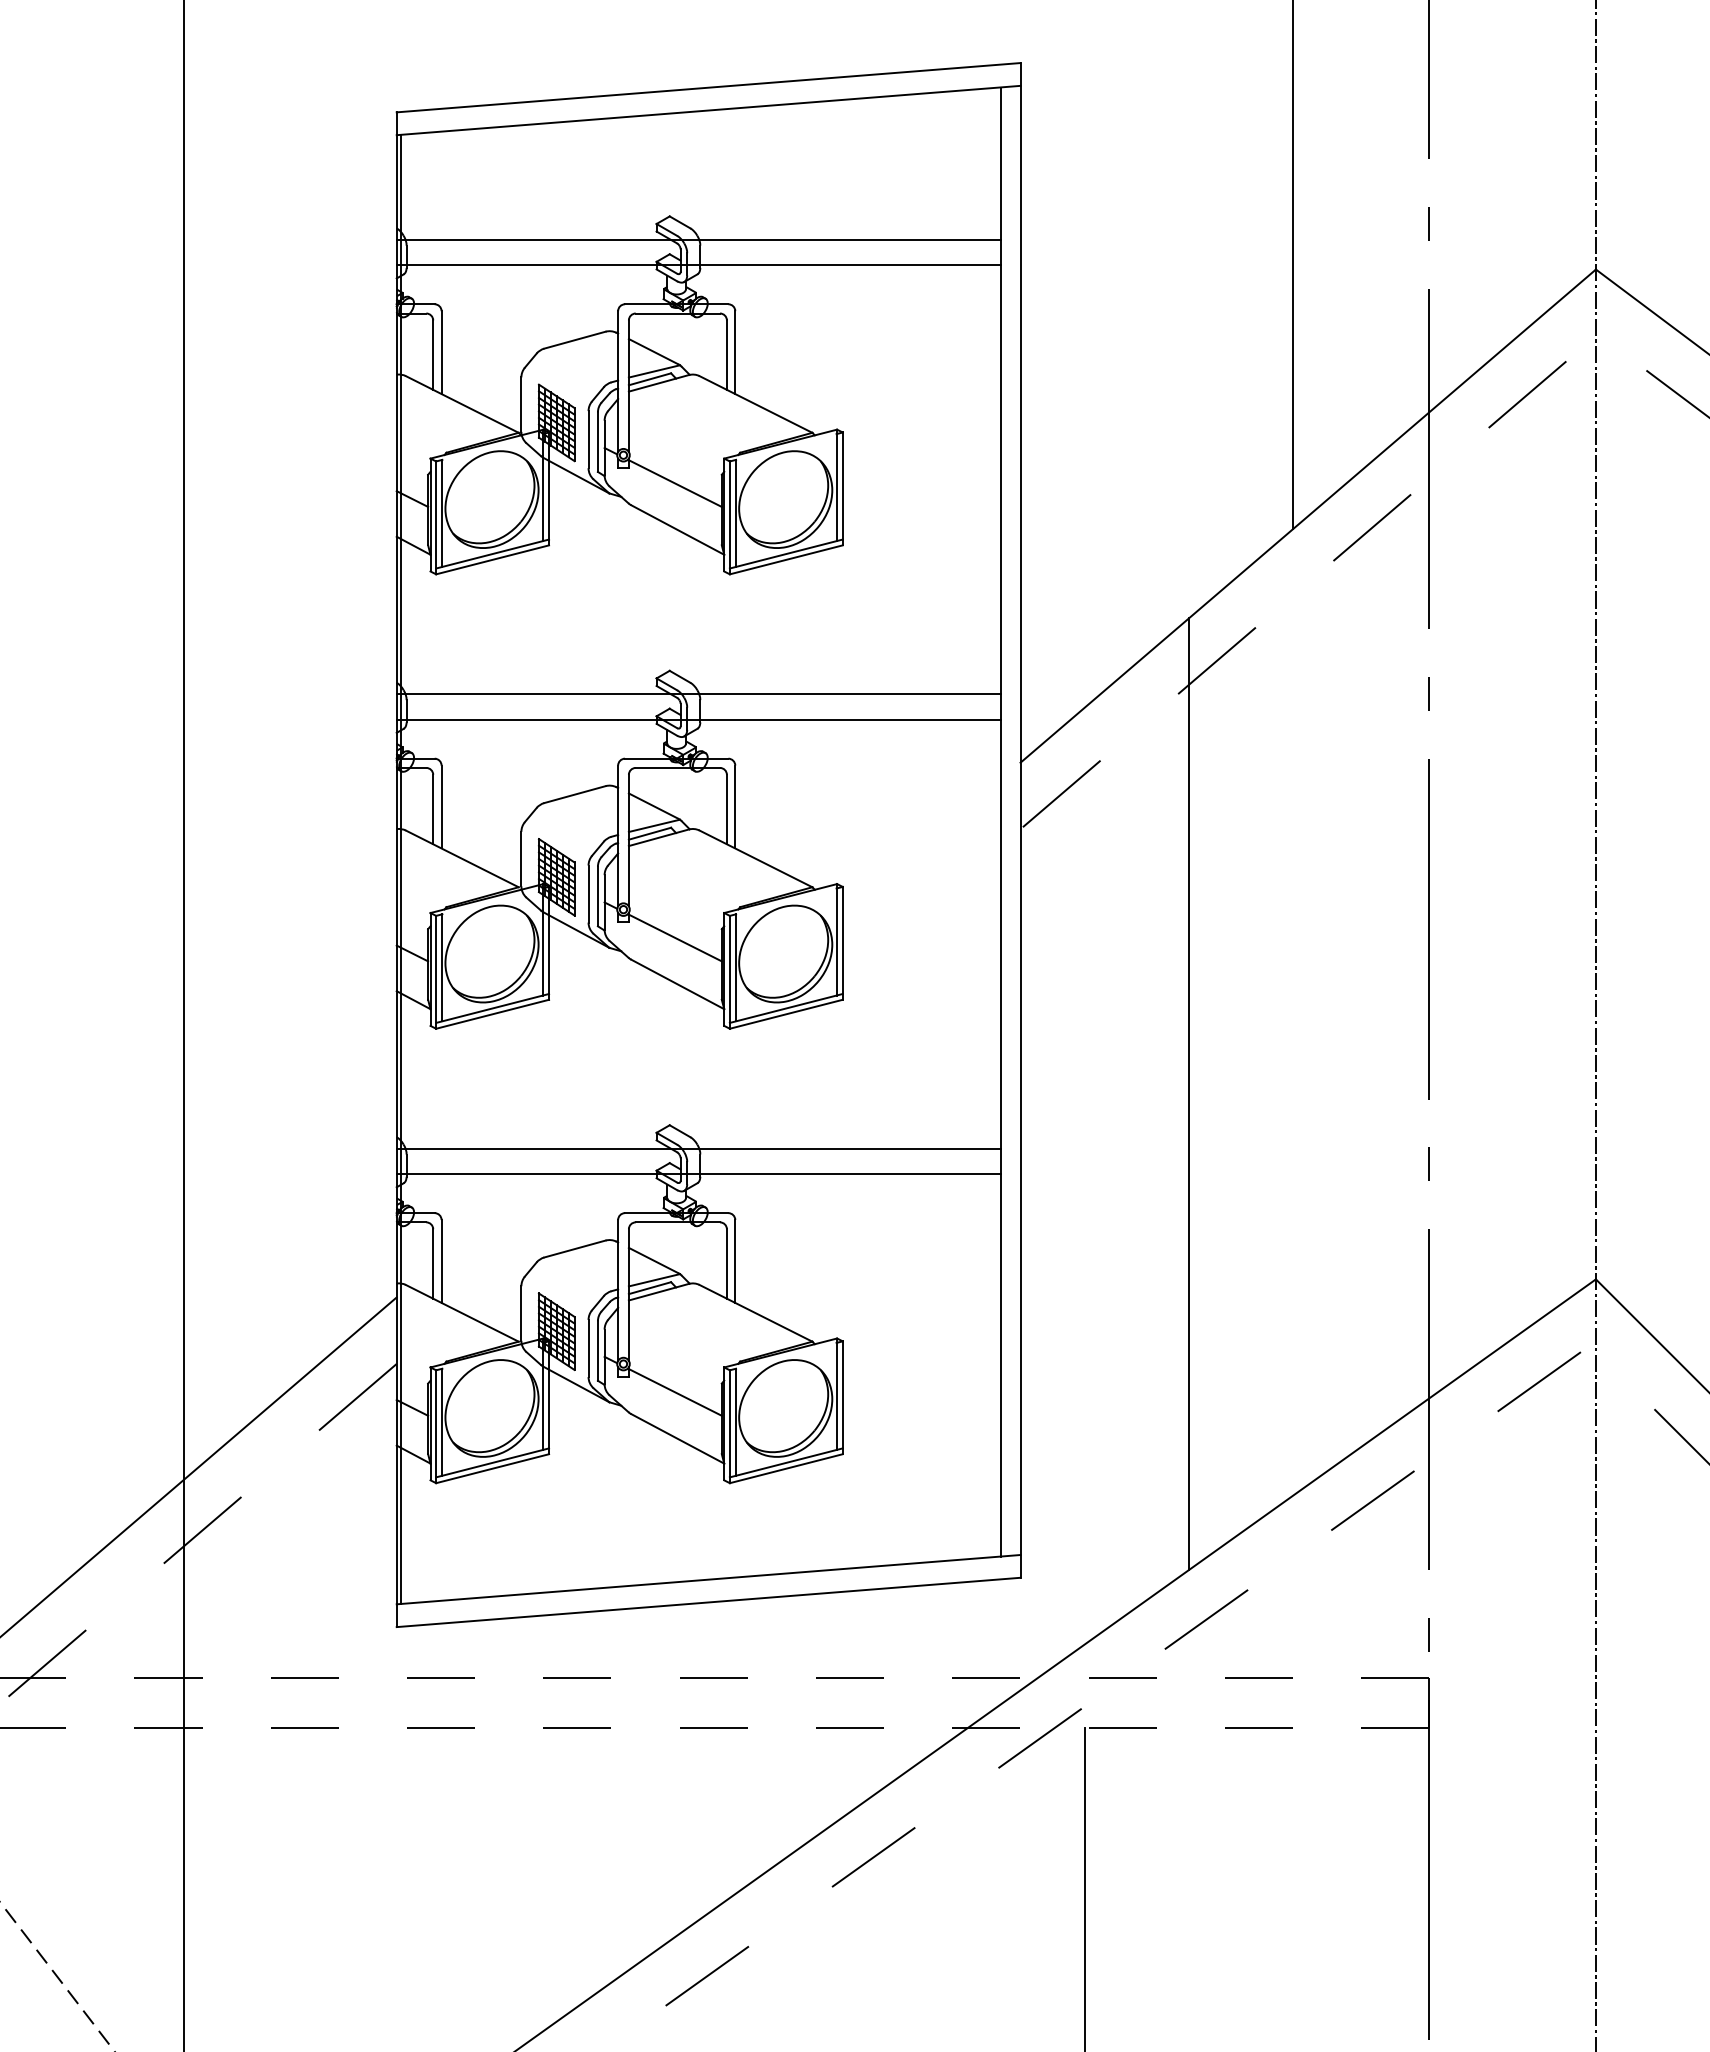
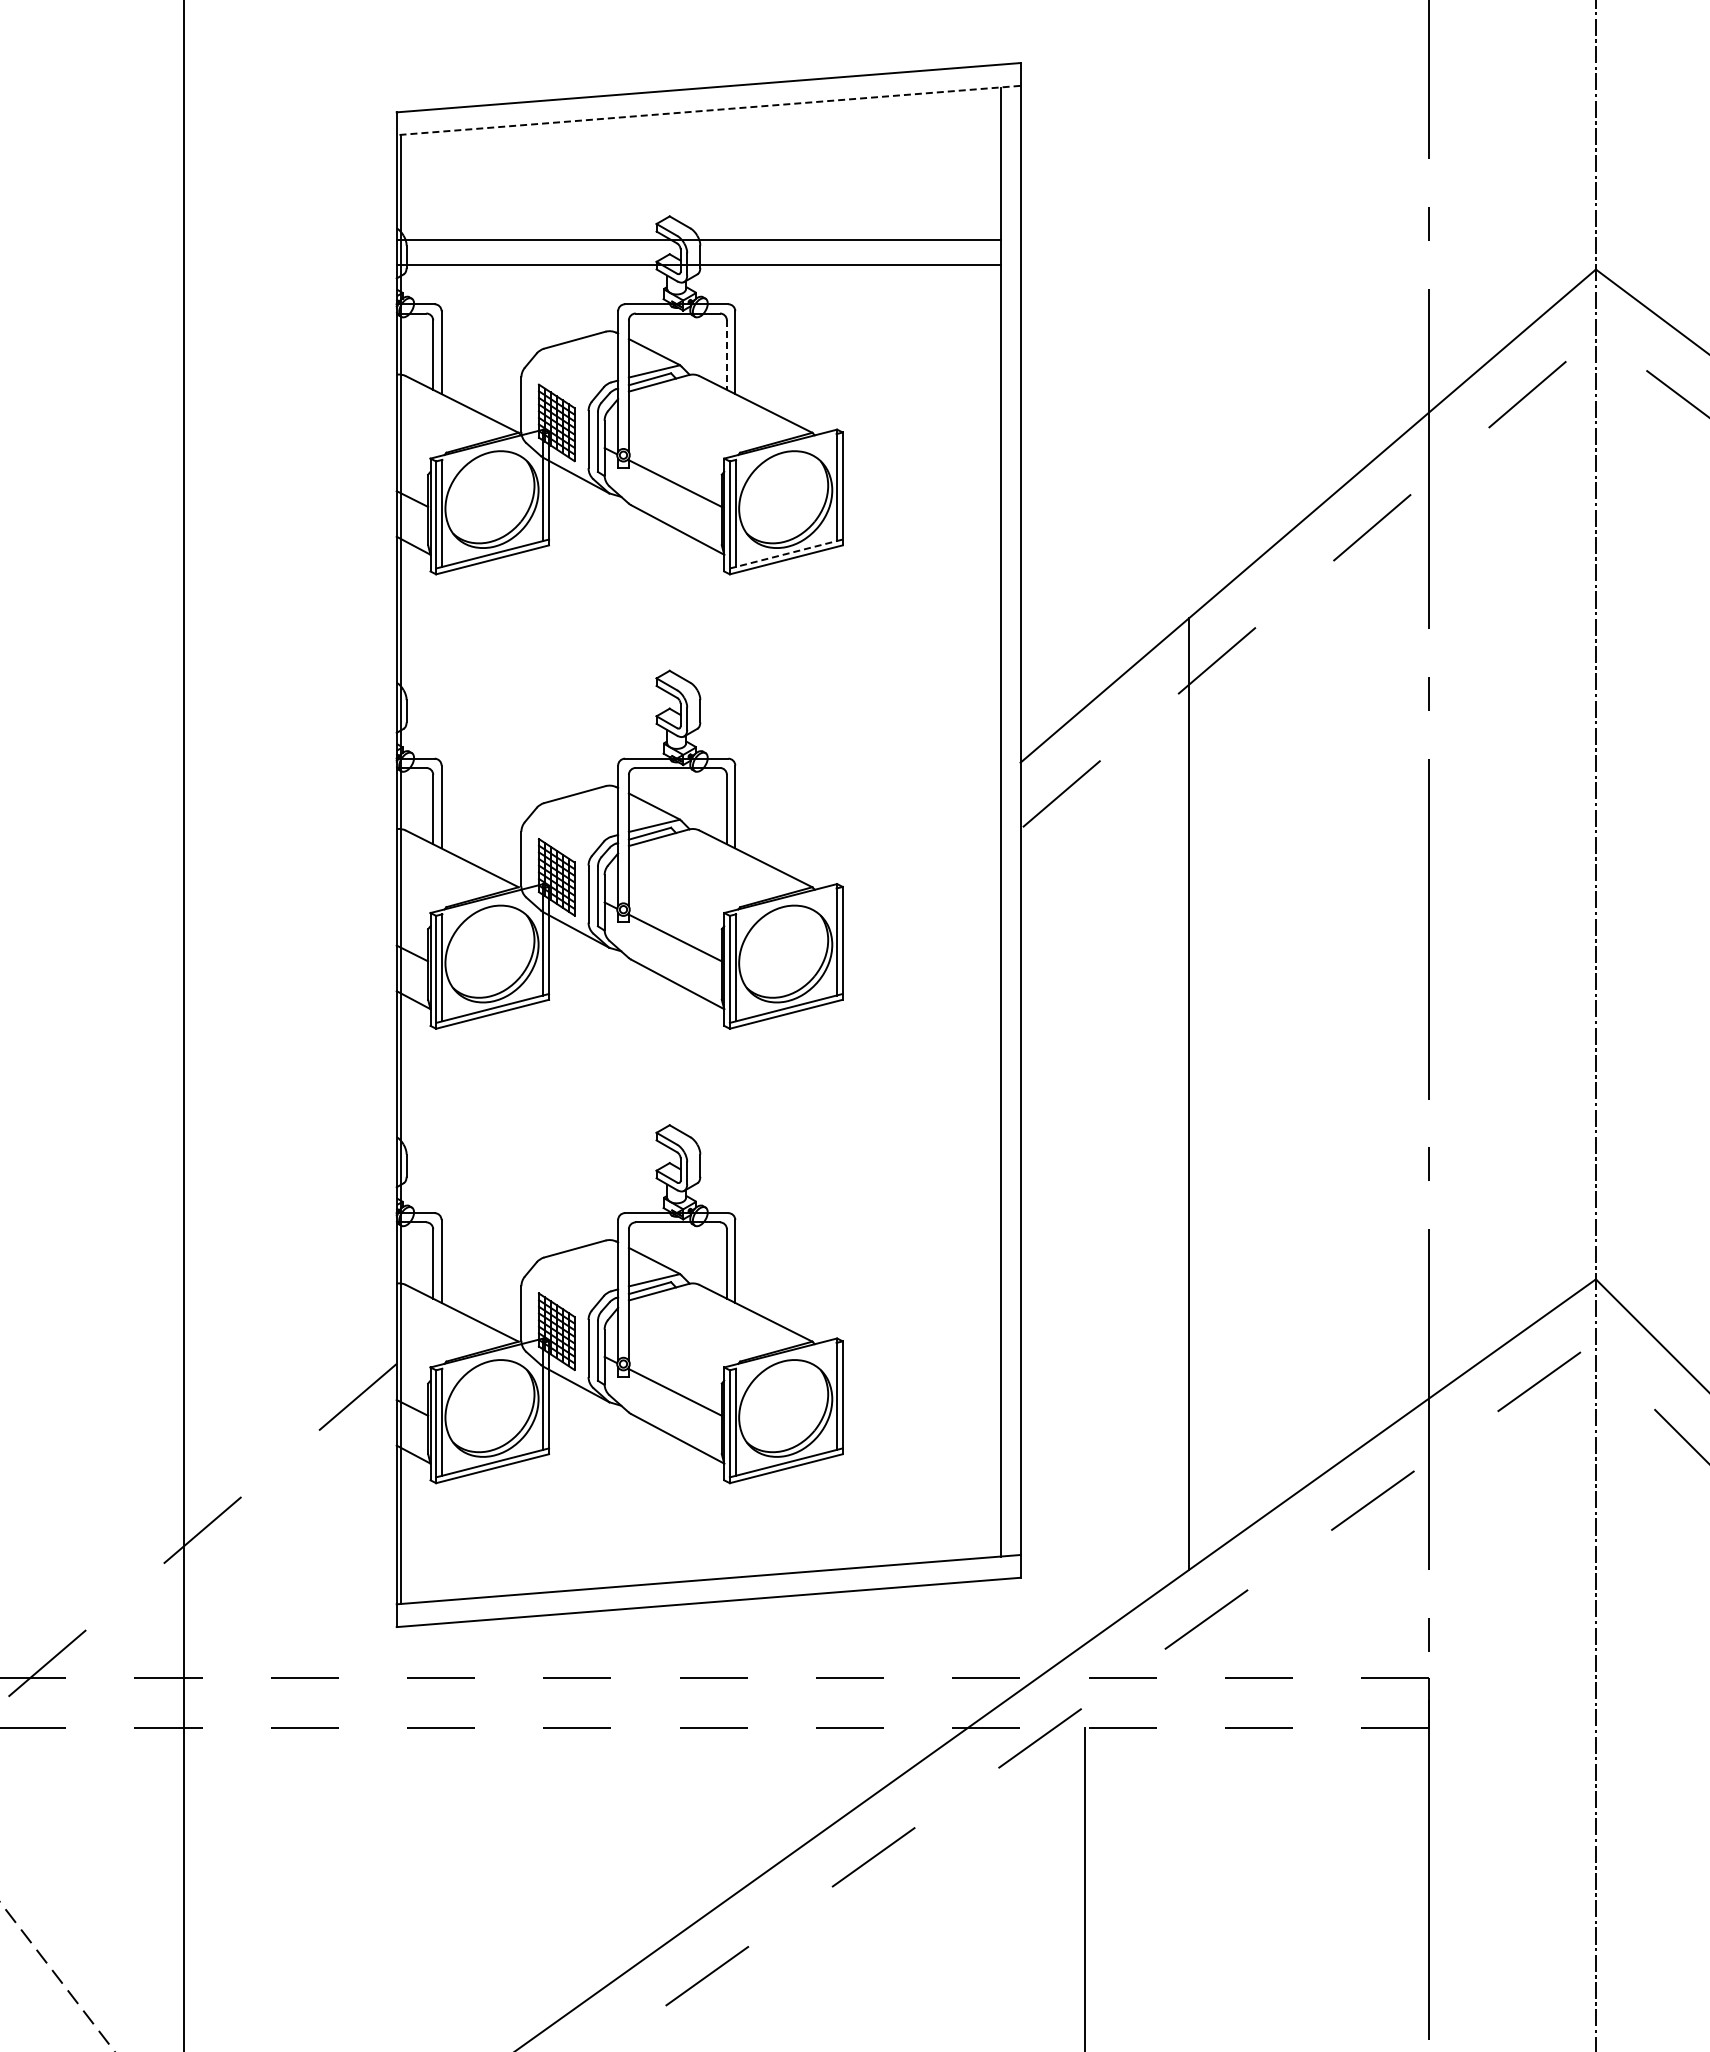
line: solid -> dashed (708, 110)
line: present -> none (1293, 265)
line: solid -> dashed (726, 355)
line: solid -> dashed (785, 554)
line: present -> none (698, 694)
line: present -> none (698, 719)
line: present -> none (698, 1148)
line: present -> none (698, 1174)
line: present -> none (199, 1466)
